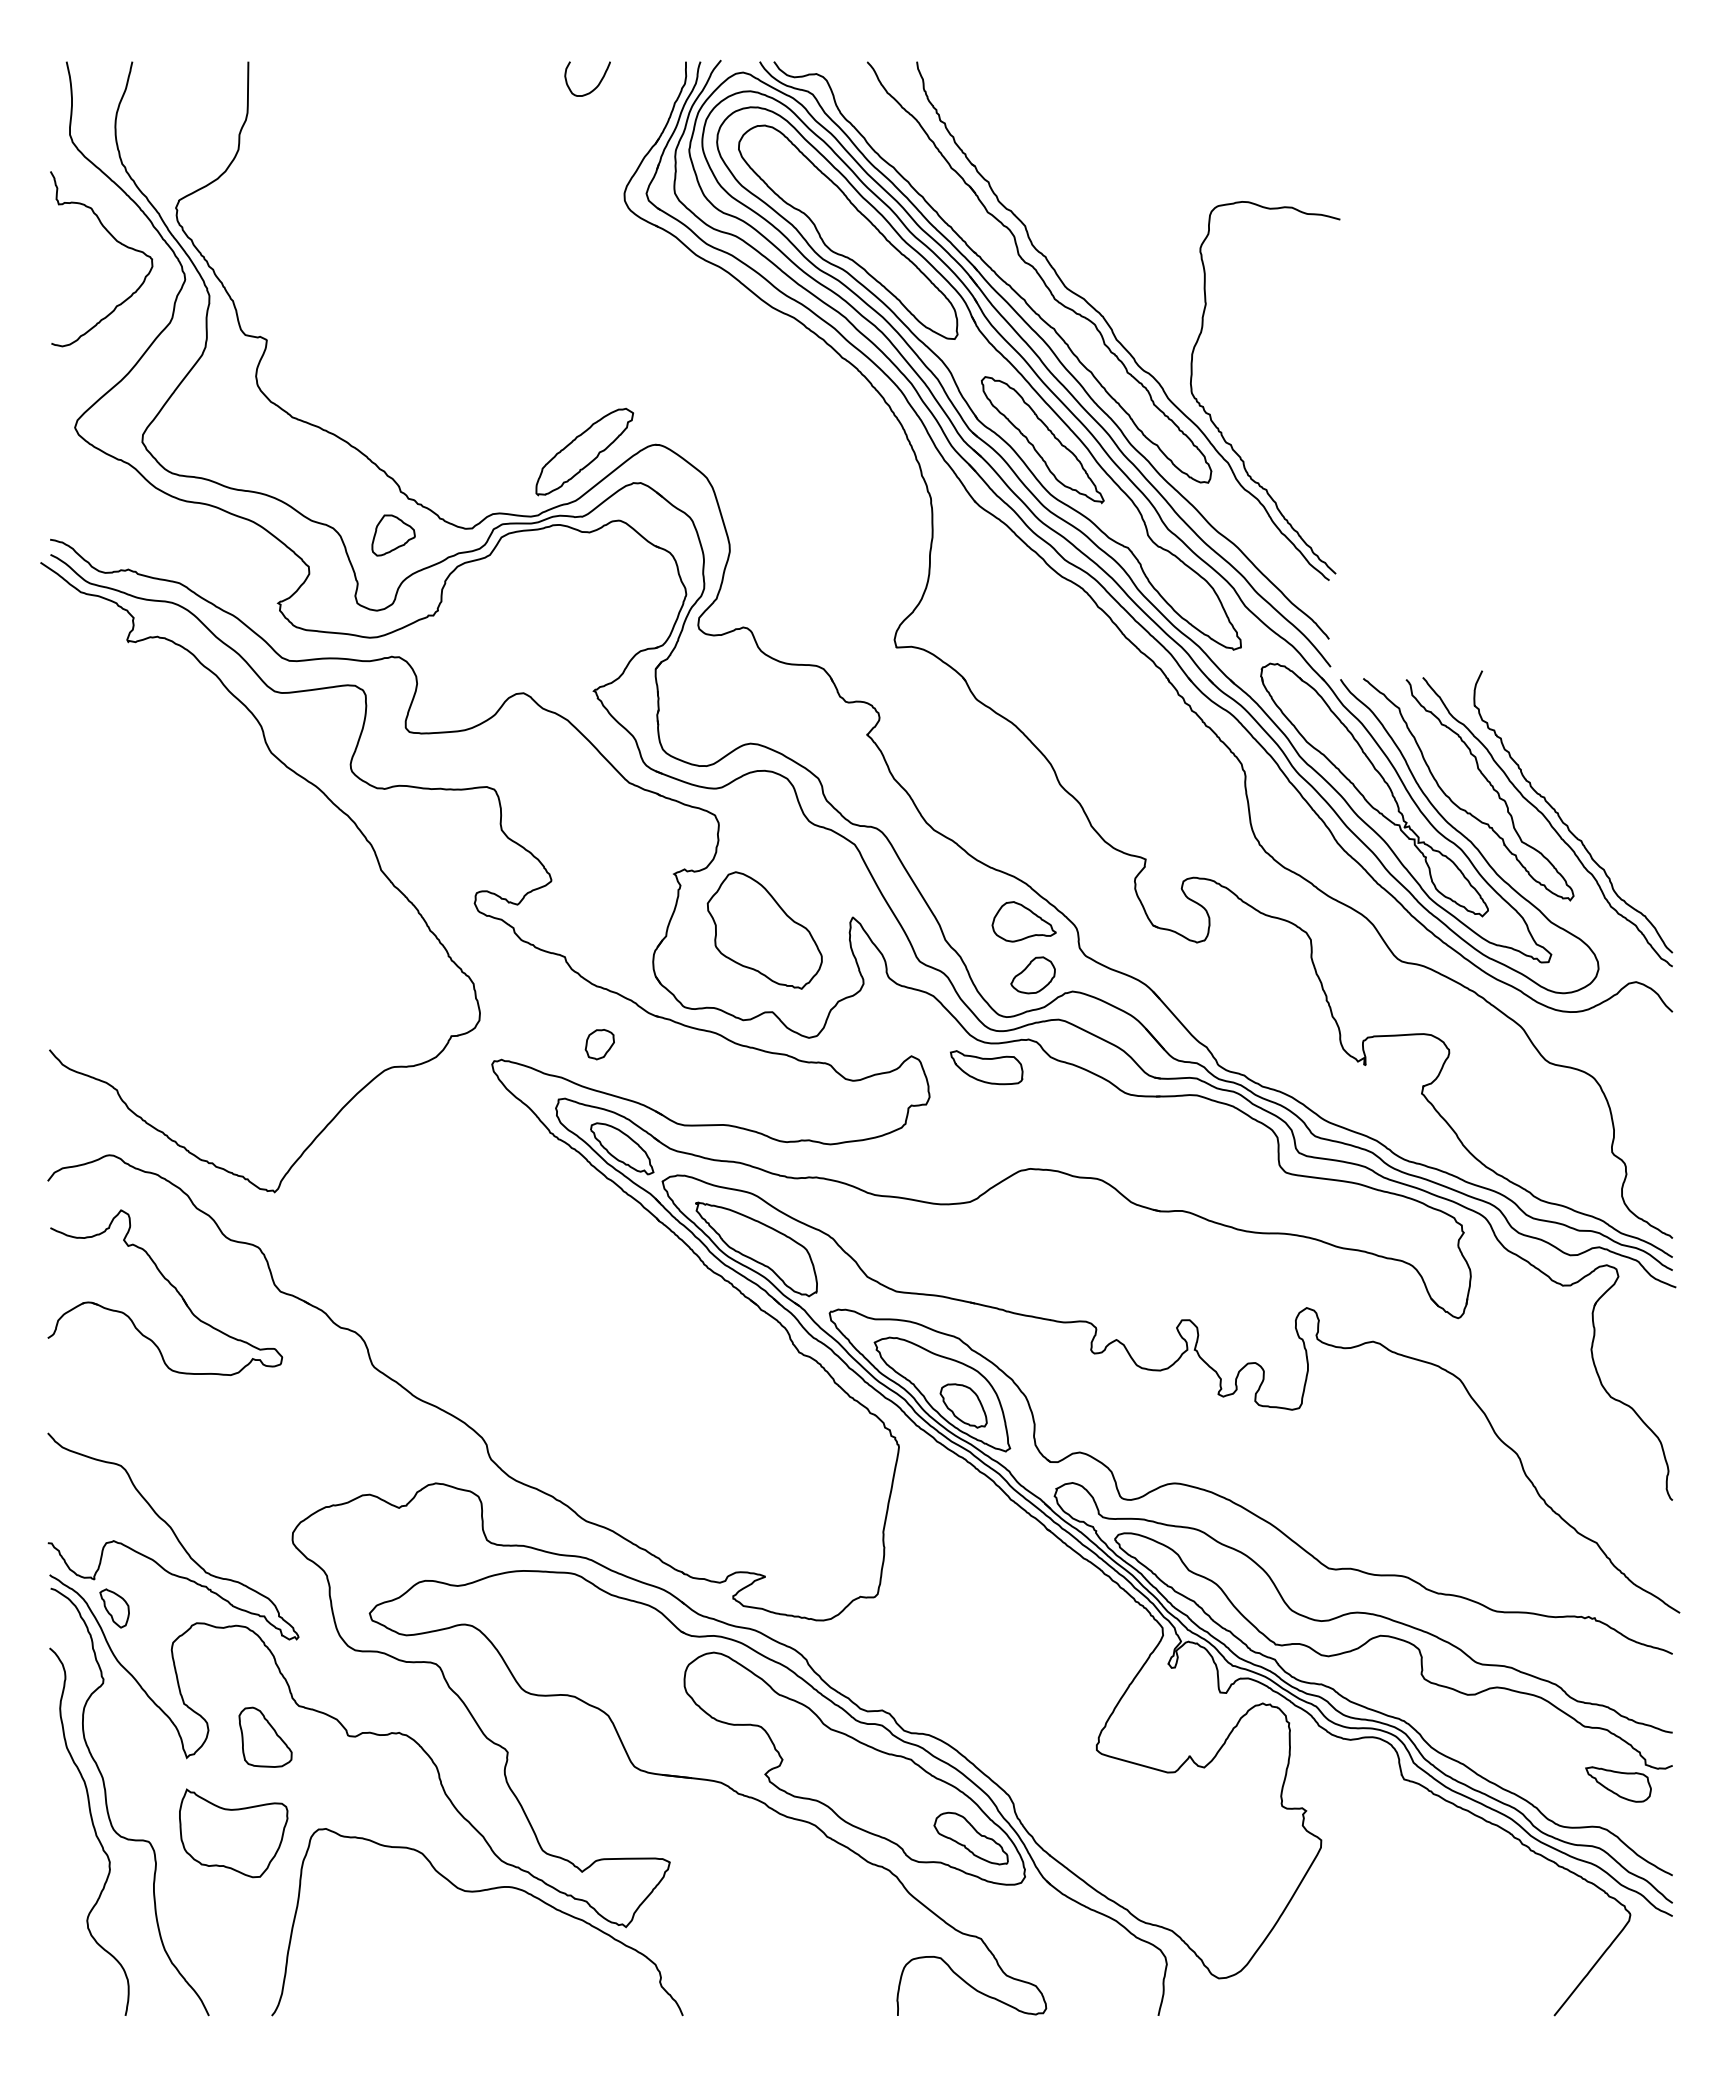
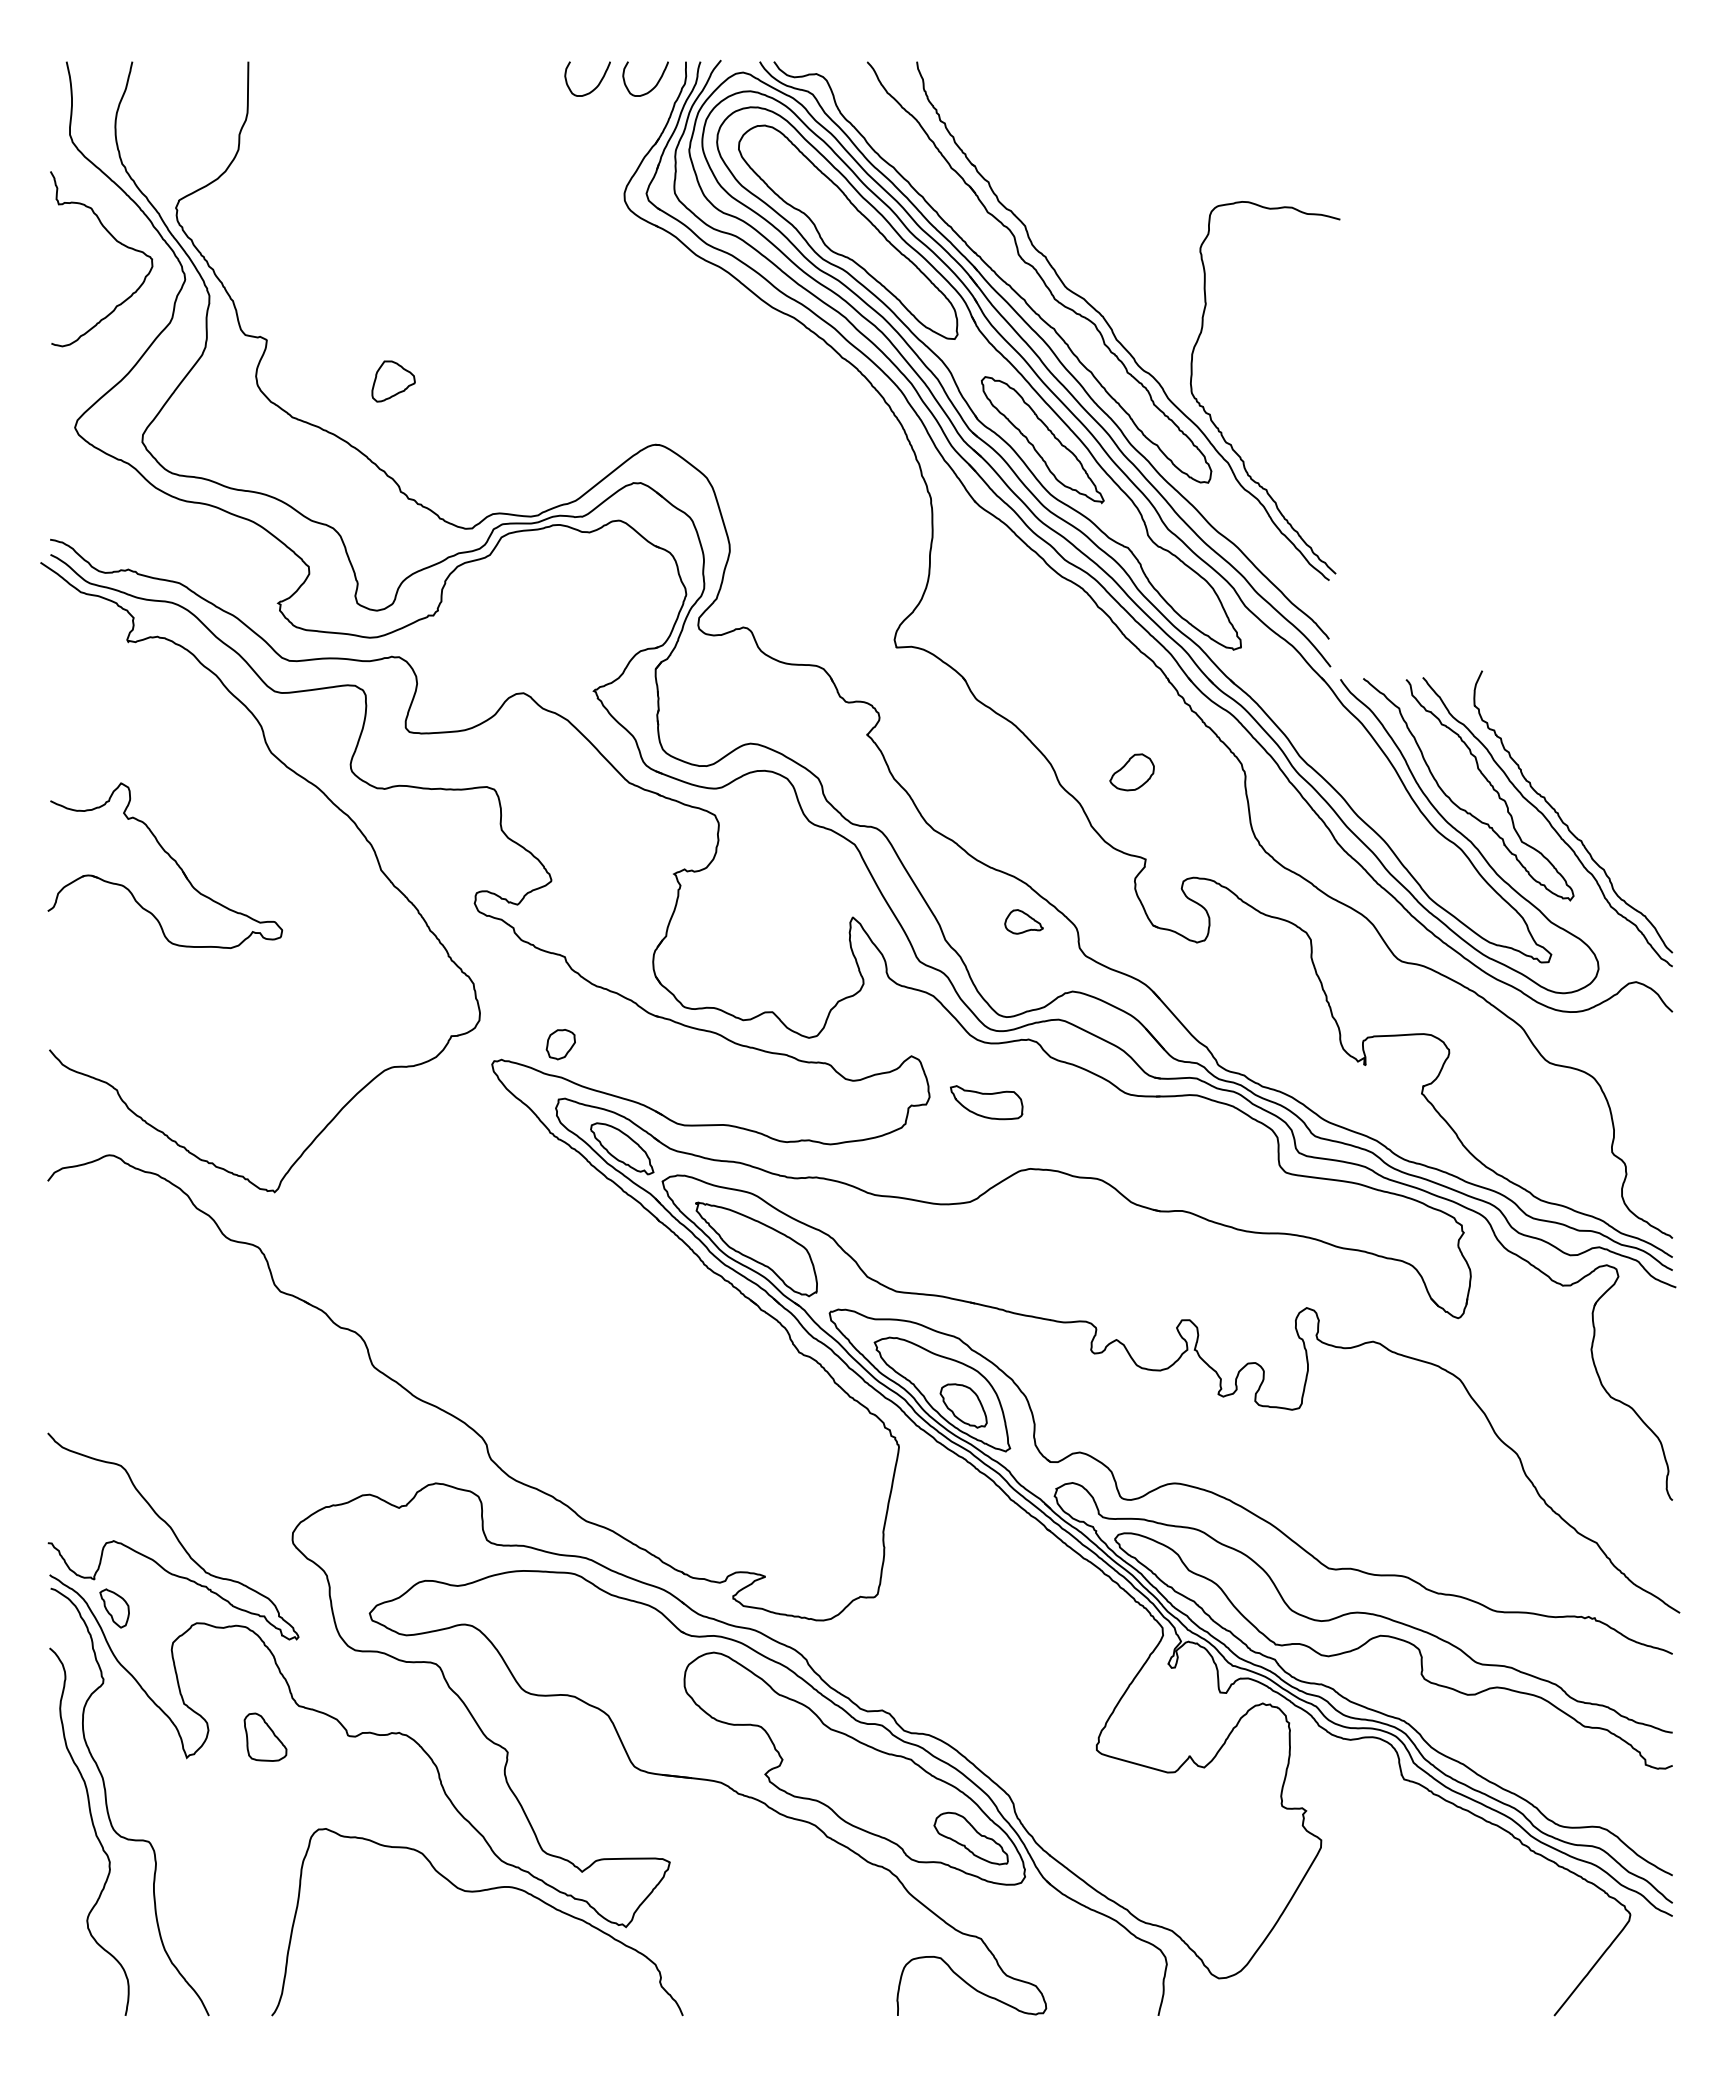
curve: none -> present (655, 84)
part: present -> none (584, 451)
part position: (393, 535) -> (393, 381) (393, 381)
part: present -> none (1374, 789)
part size: 66x42 px -> 40x26 px (1023, 921)
part: present -> none (764, 930)
part position: (1032, 975) -> (1131, 772) (1131, 772)
part position: (599, 1044) -> (560, 1044) (560, 1044)
part position: (986, 1067) -> (986, 1102) (986, 1102)
part position: (171, 1286) -> (171, 859) (171, 859)
part size: 55x62 px -> 45x50 px (265, 1736)
part: present -> none (1618, 1784)
part: present -> none (233, 1833)
